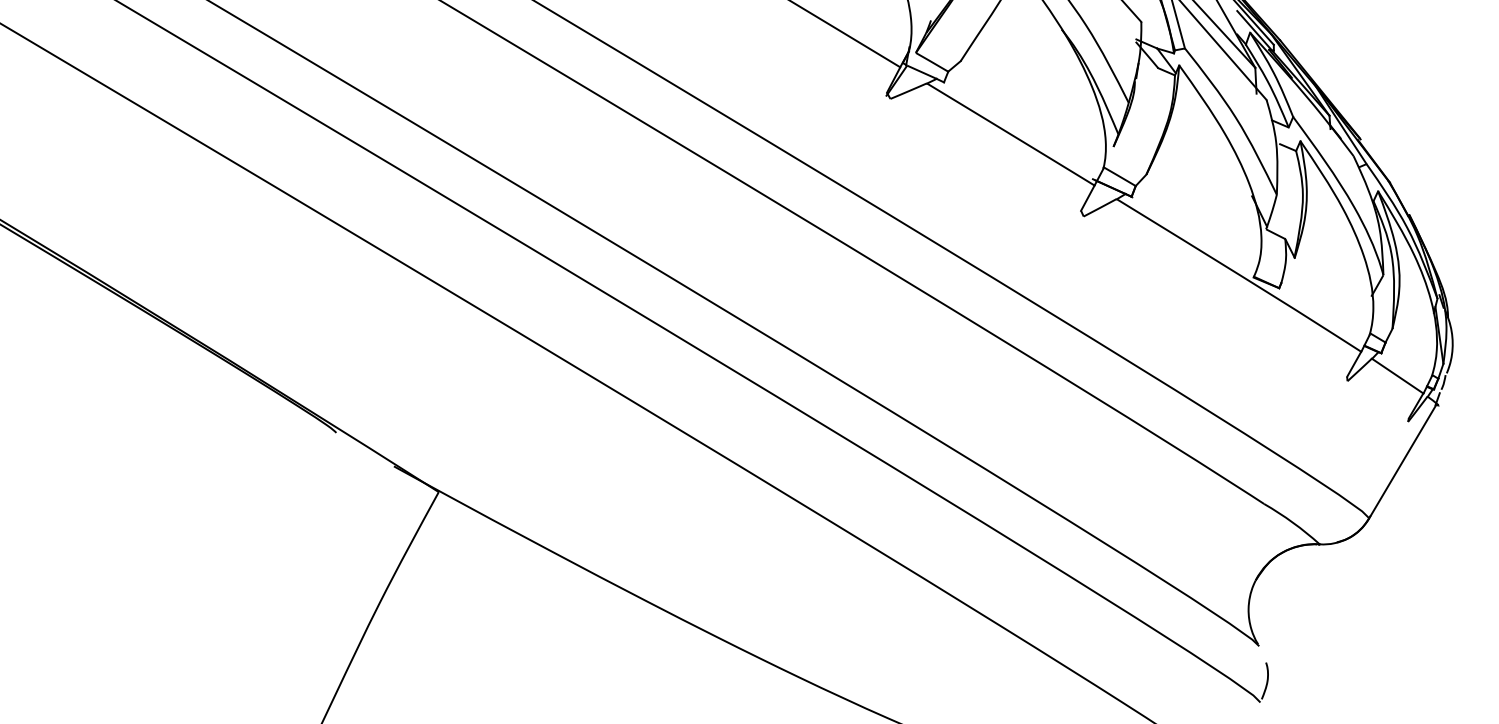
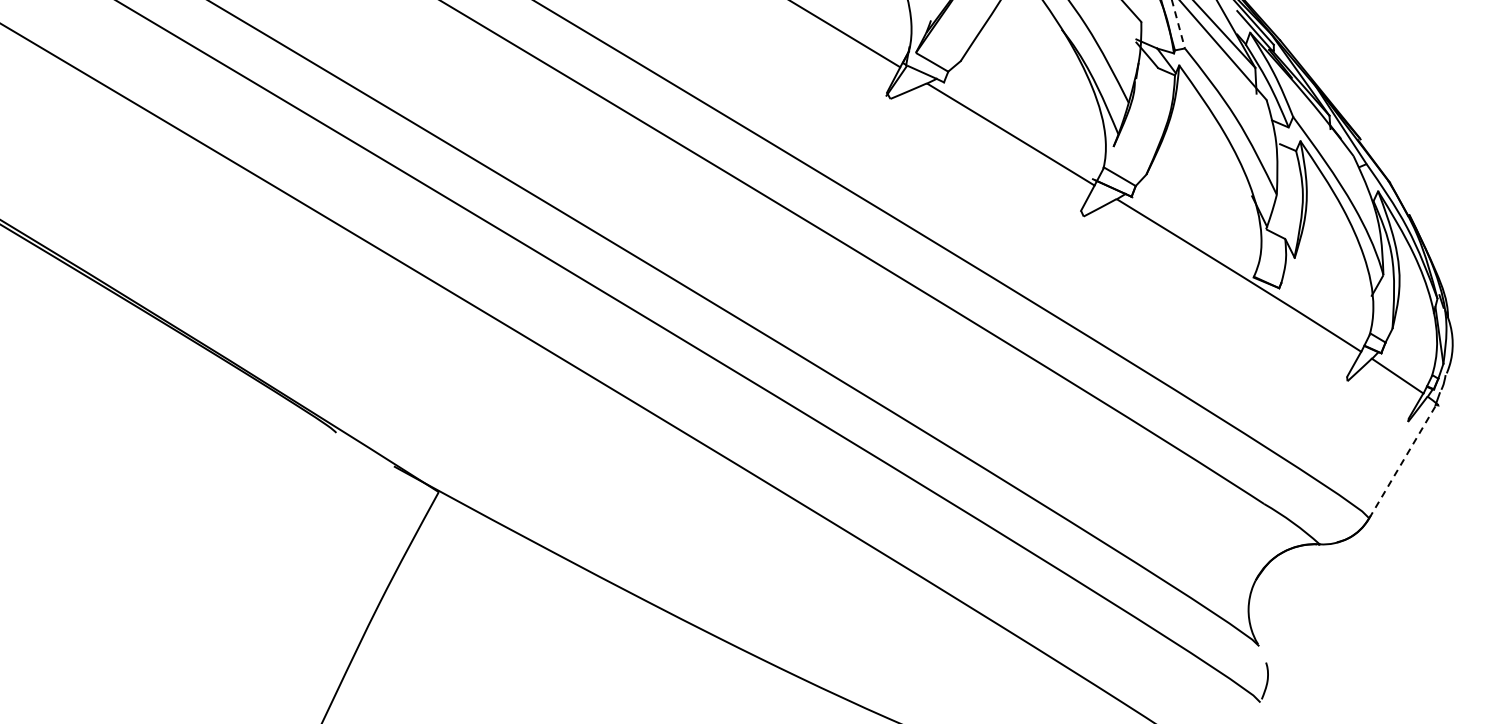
line: solid -> dashed (1178, 24)
line: solid -> dashed (1402, 461)
